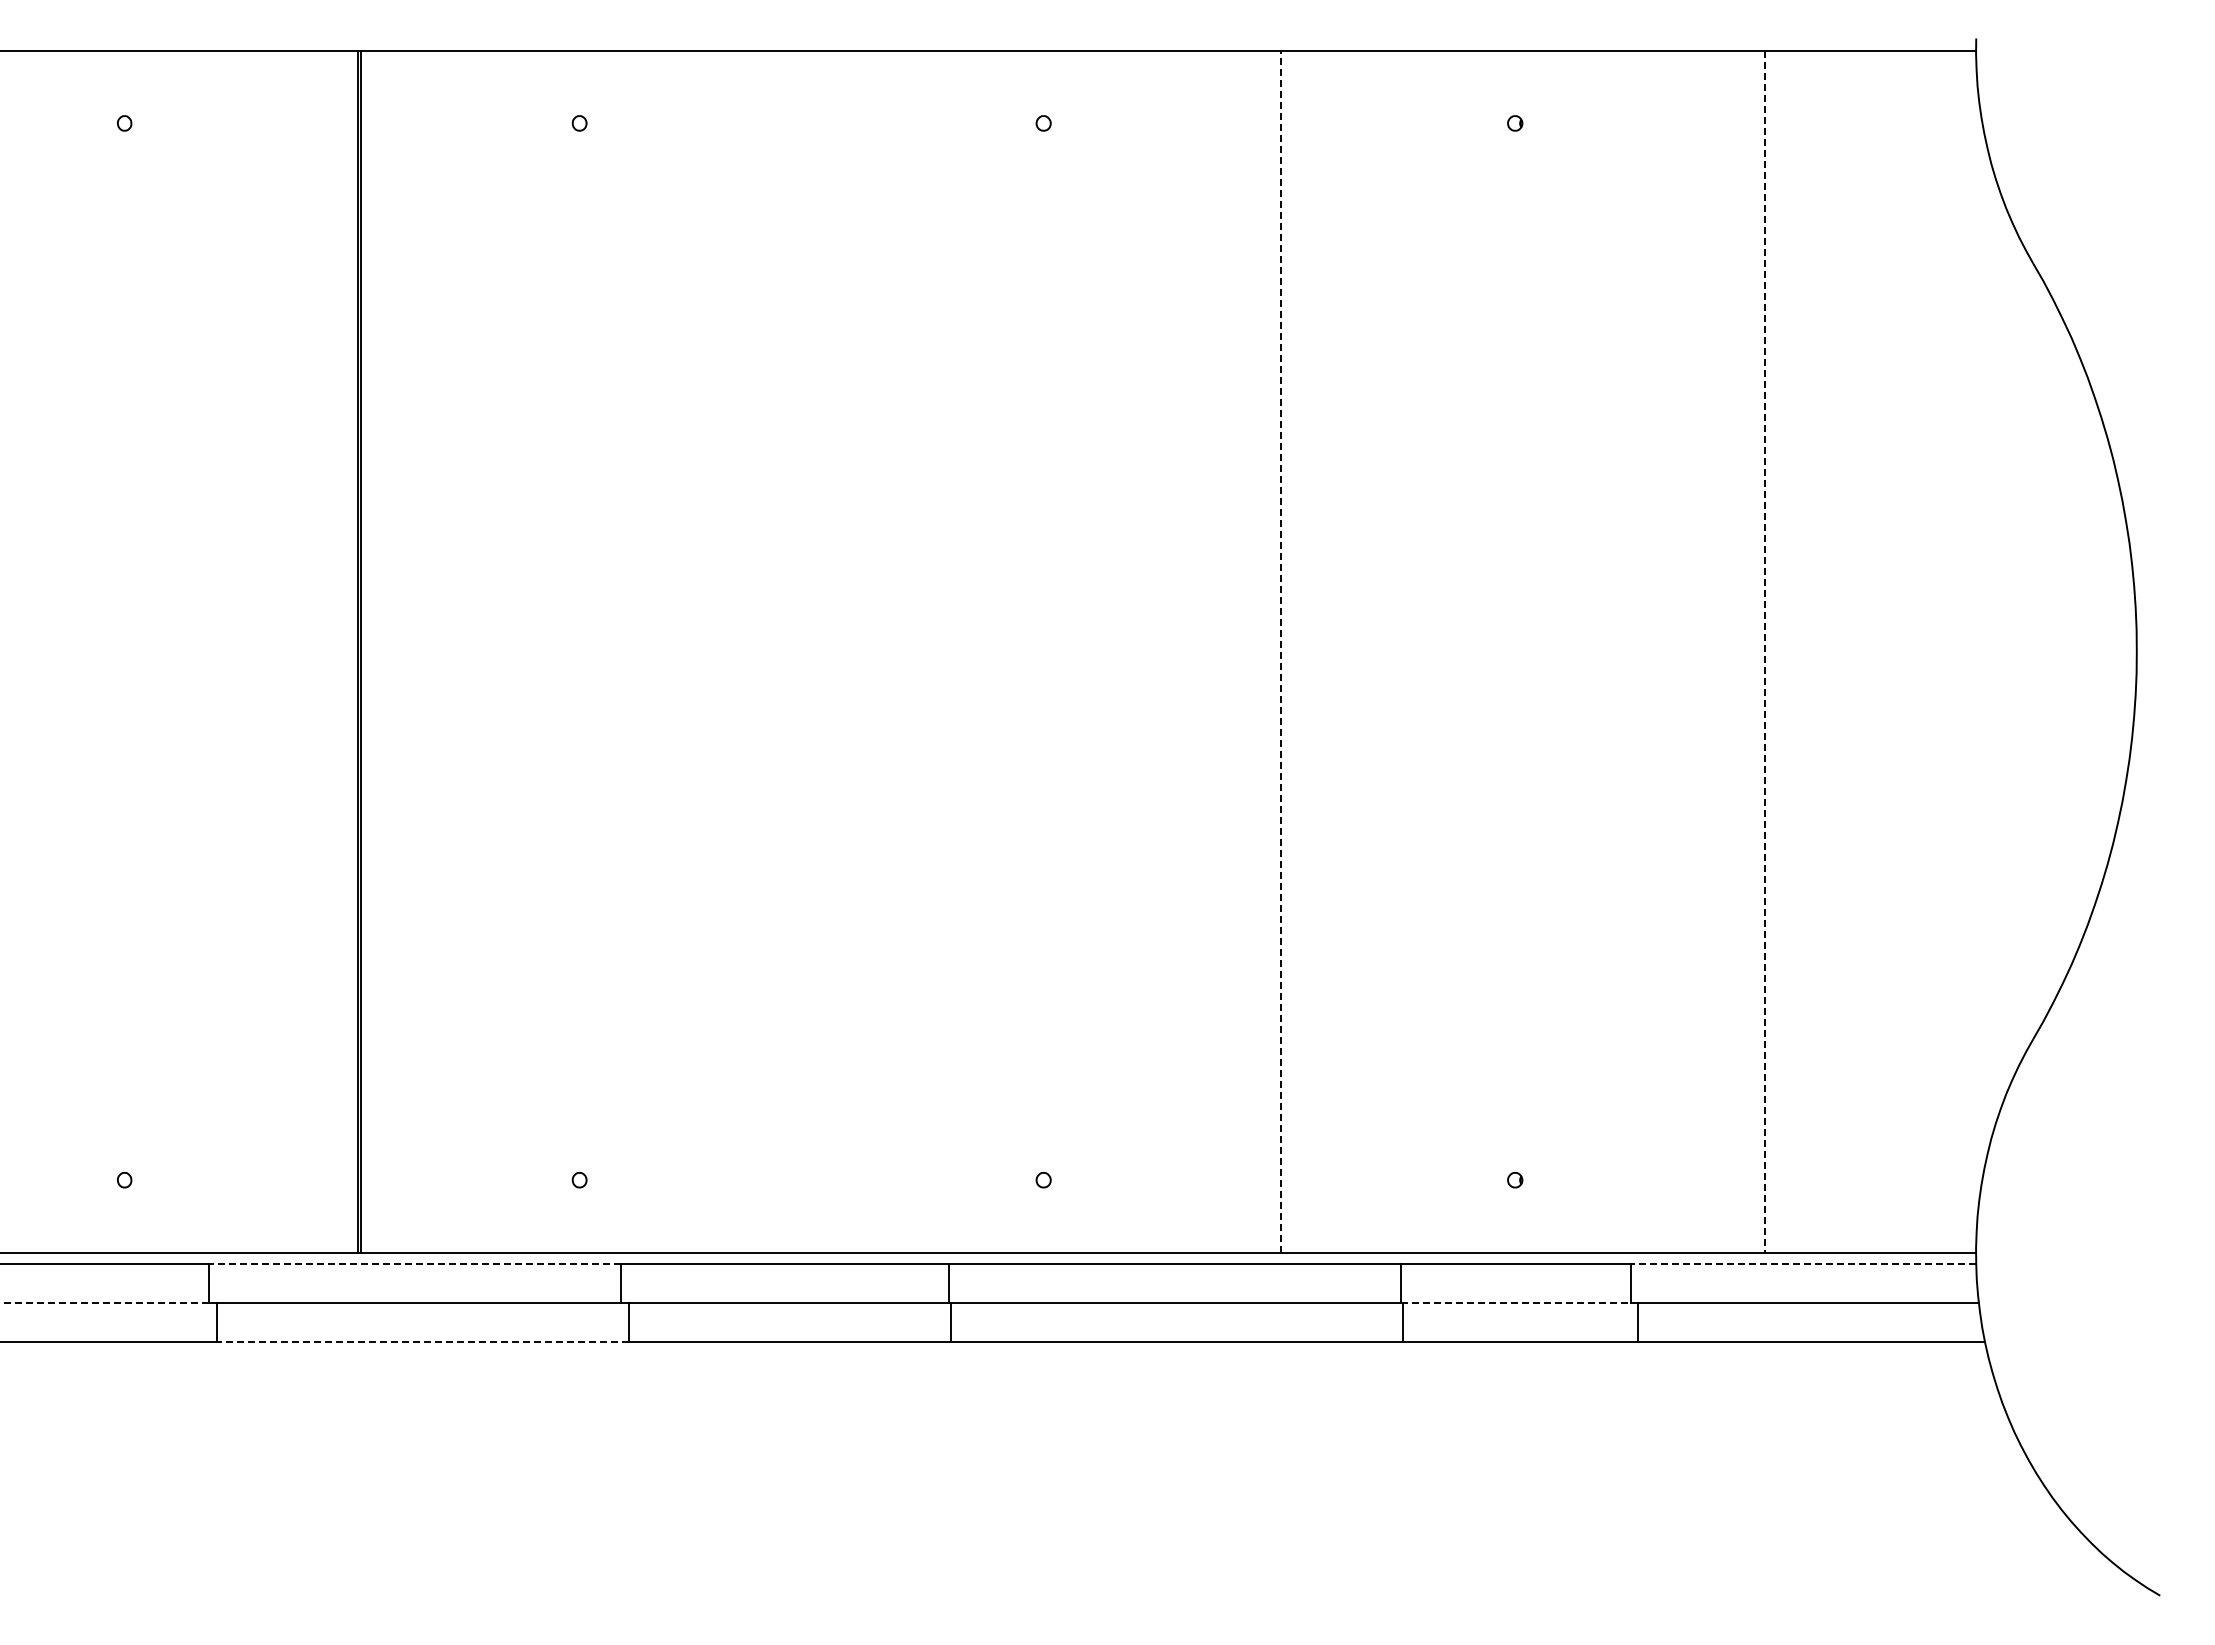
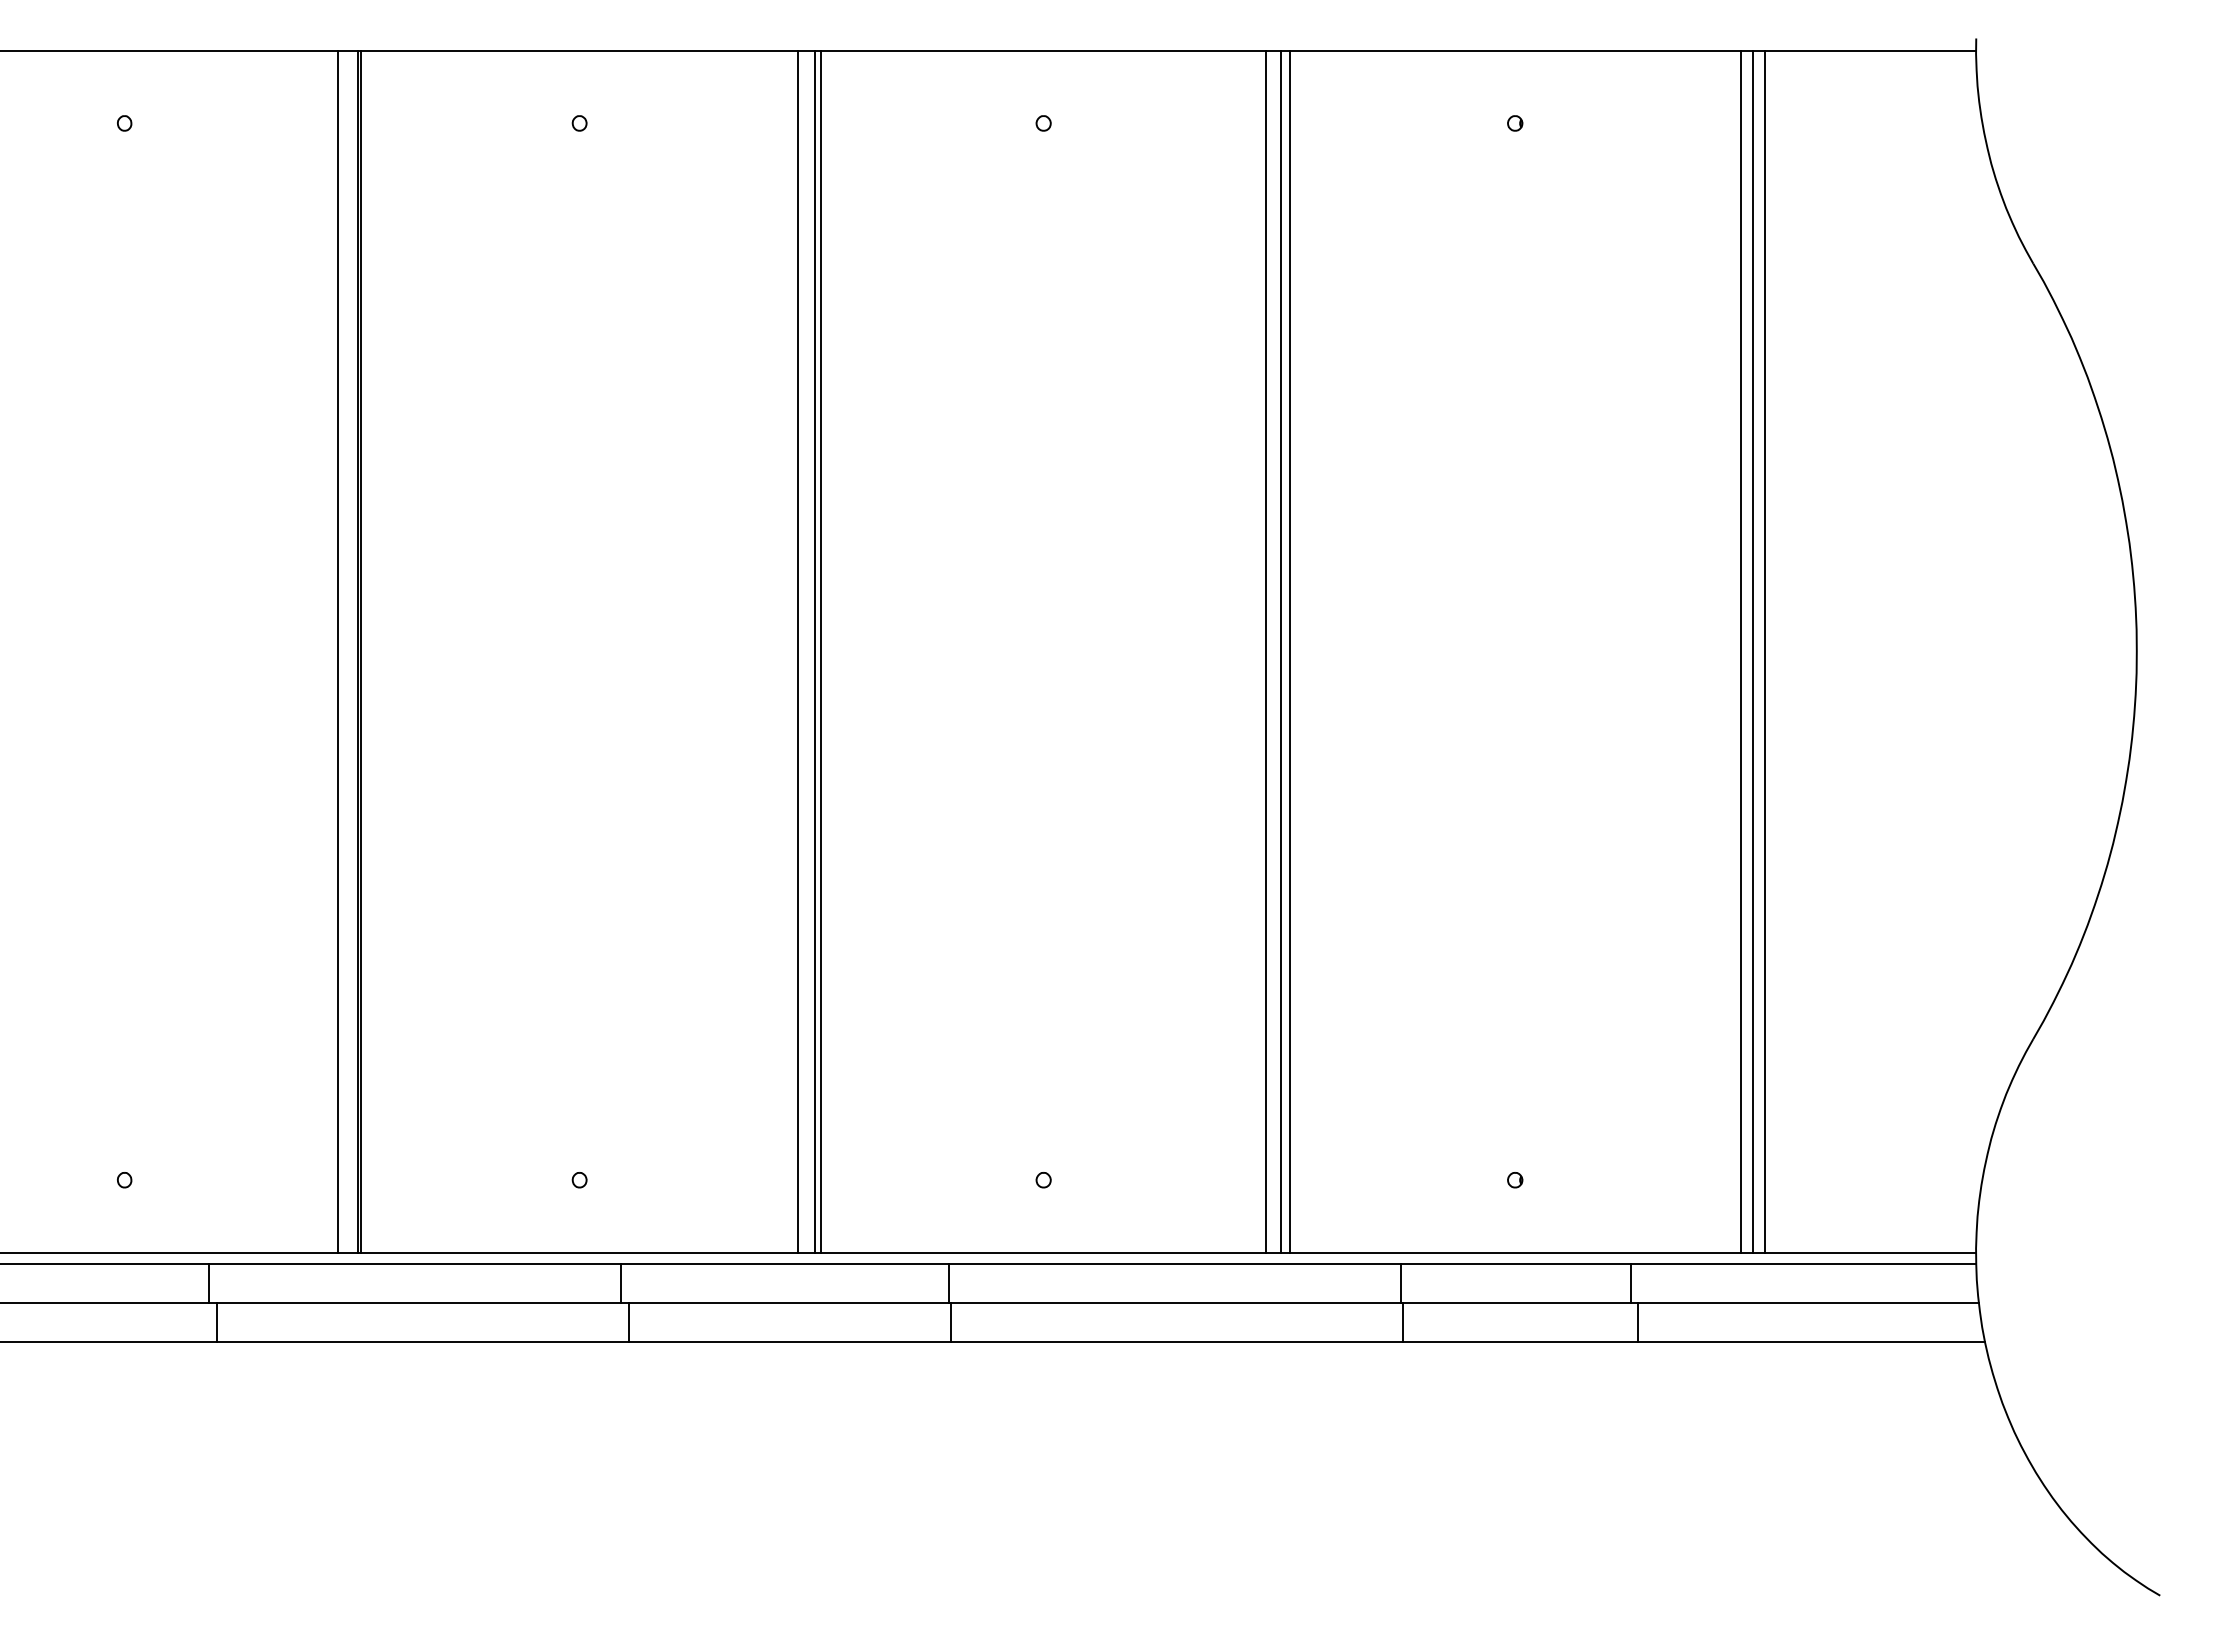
line: none -> present (338, 651)
line: none -> present (798, 651)
line: none -> present (815, 651)
line: none -> present (821, 651)
line: none -> present (1266, 651)
line: dashed -> solid (1280, 651)
line: none -> present (1289, 651)
line: none -> present (1740, 651)
line: none -> present (1752, 651)
line: dashed -> solid (1764, 651)
line: dashed -> solid (415, 1263)
line: dashed -> solid (1803, 1263)
line: dashed -> solid (104, 1303)
line: dashed -> solid (1516, 1303)
line: dashed -> solid (423, 1342)
